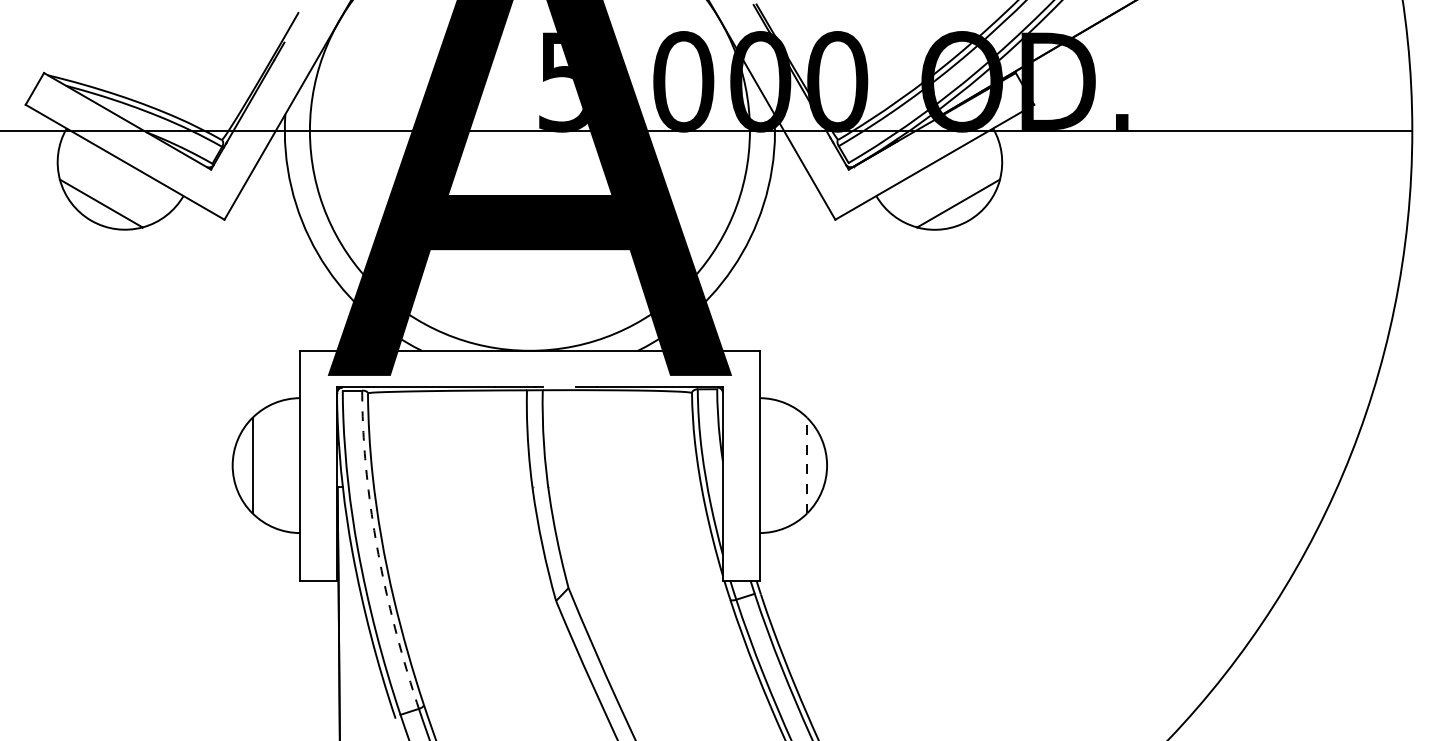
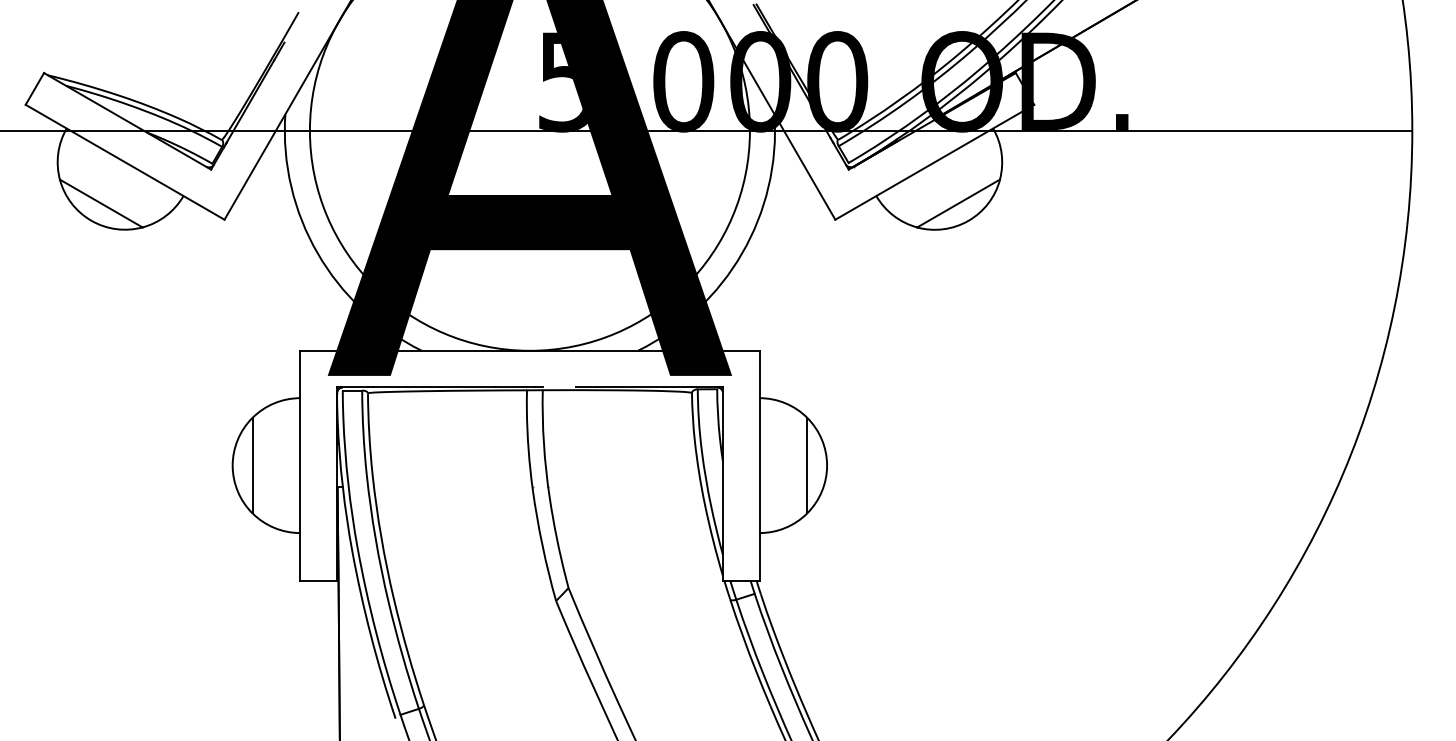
line: dashed -> solid (807, 465)
line: dashed -> solid (377, 550)
